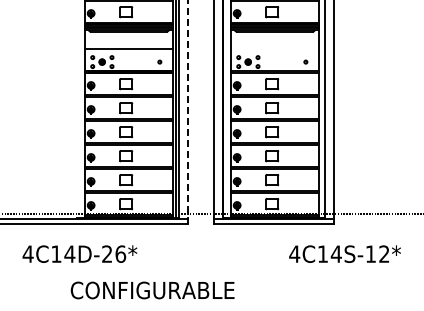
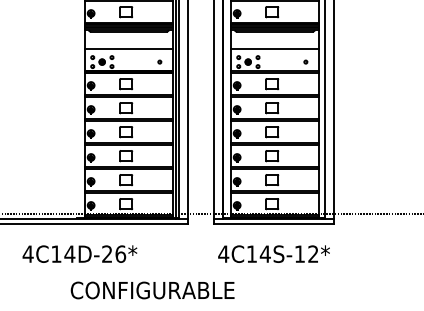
line: none -> present (274, 48)
line: dashed -> solid (187, 112)
text position: (344, 253) -> (273, 253) (273, 253)
